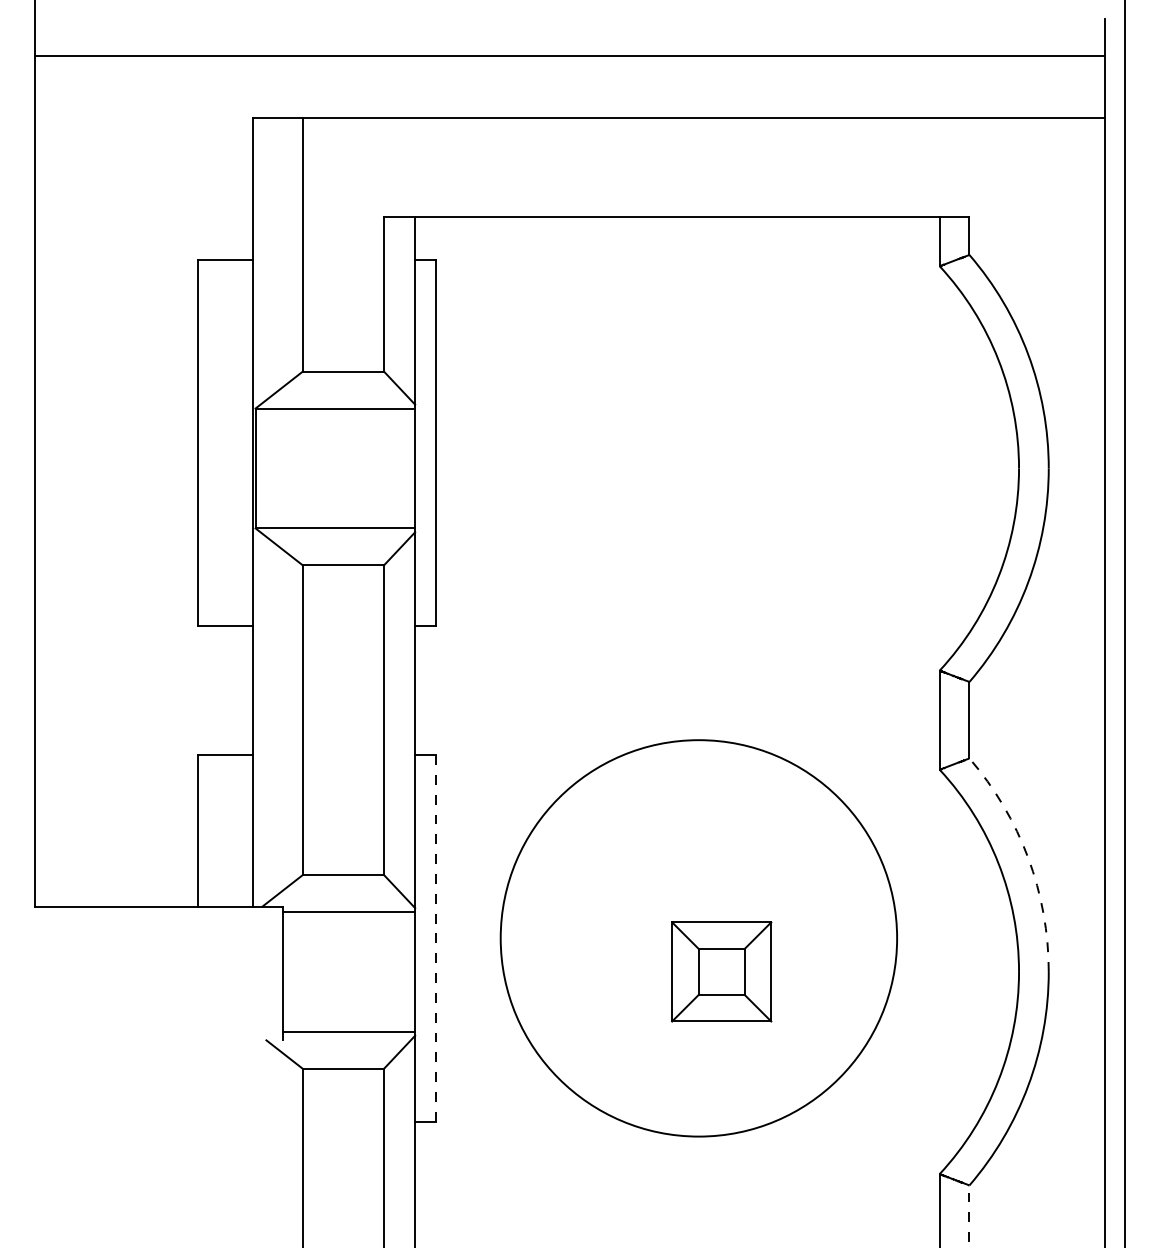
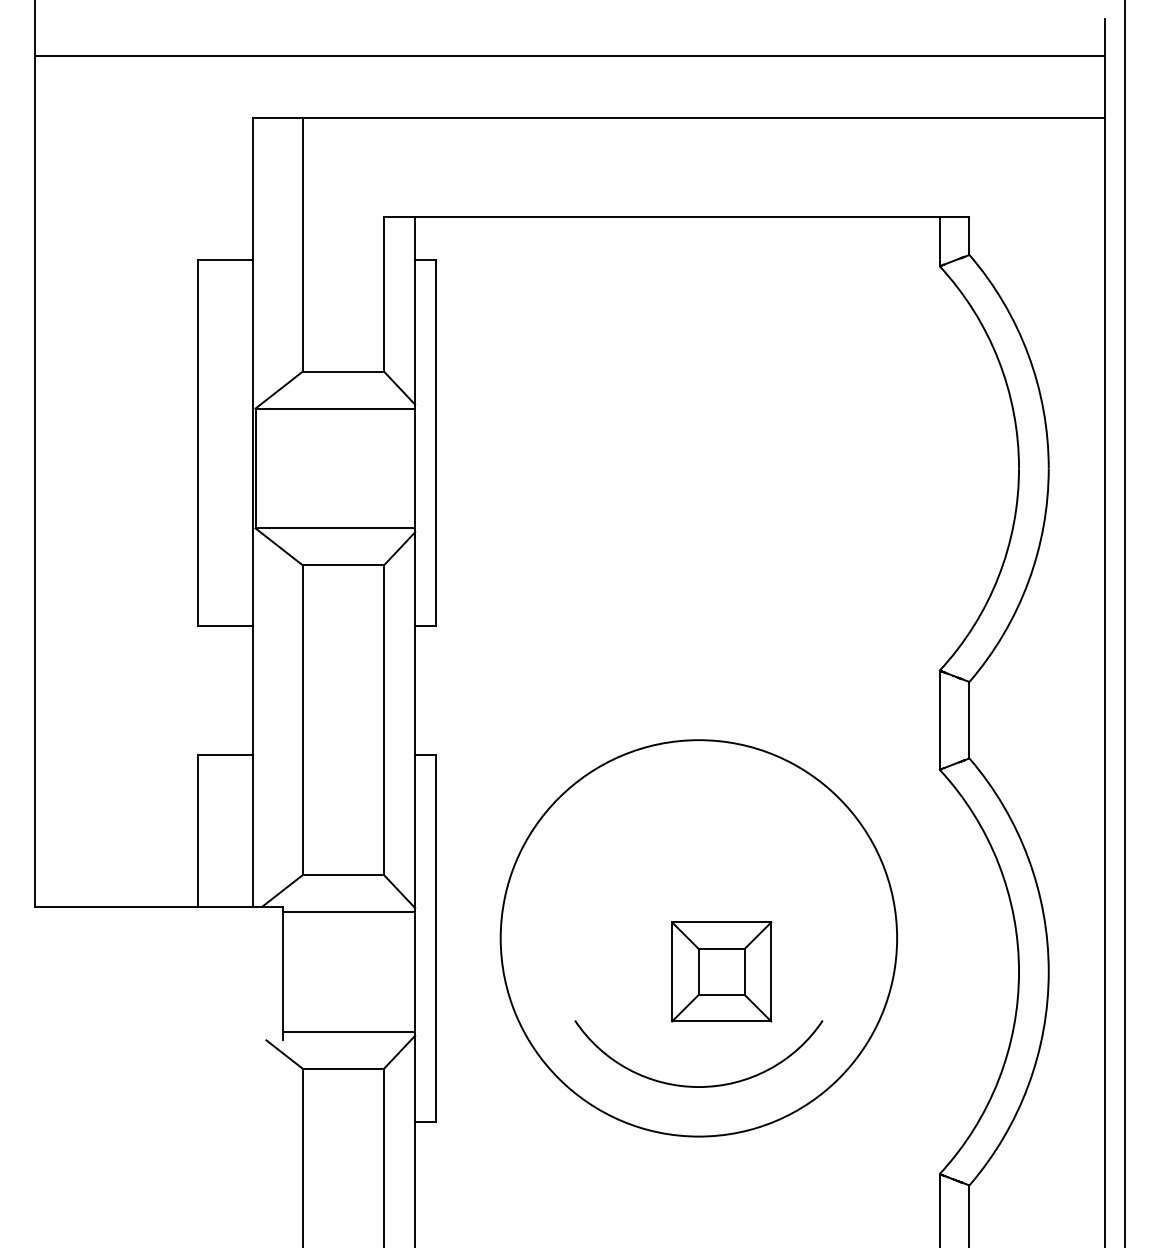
arc: dashed -> solid (1028, 858)
line: dashed -> solid (436, 938)
arc: none -> present (691, 1085)
line: dashed -> solid (969, 1216)
